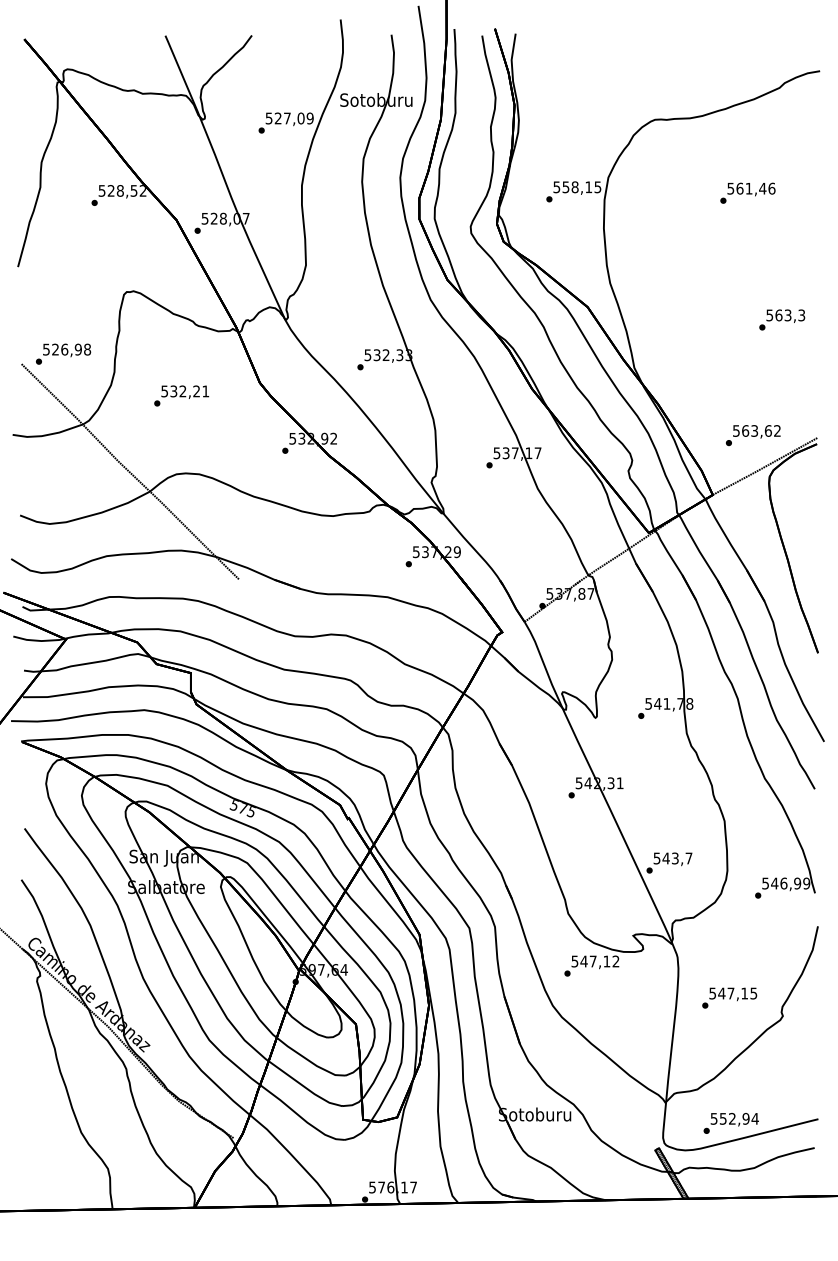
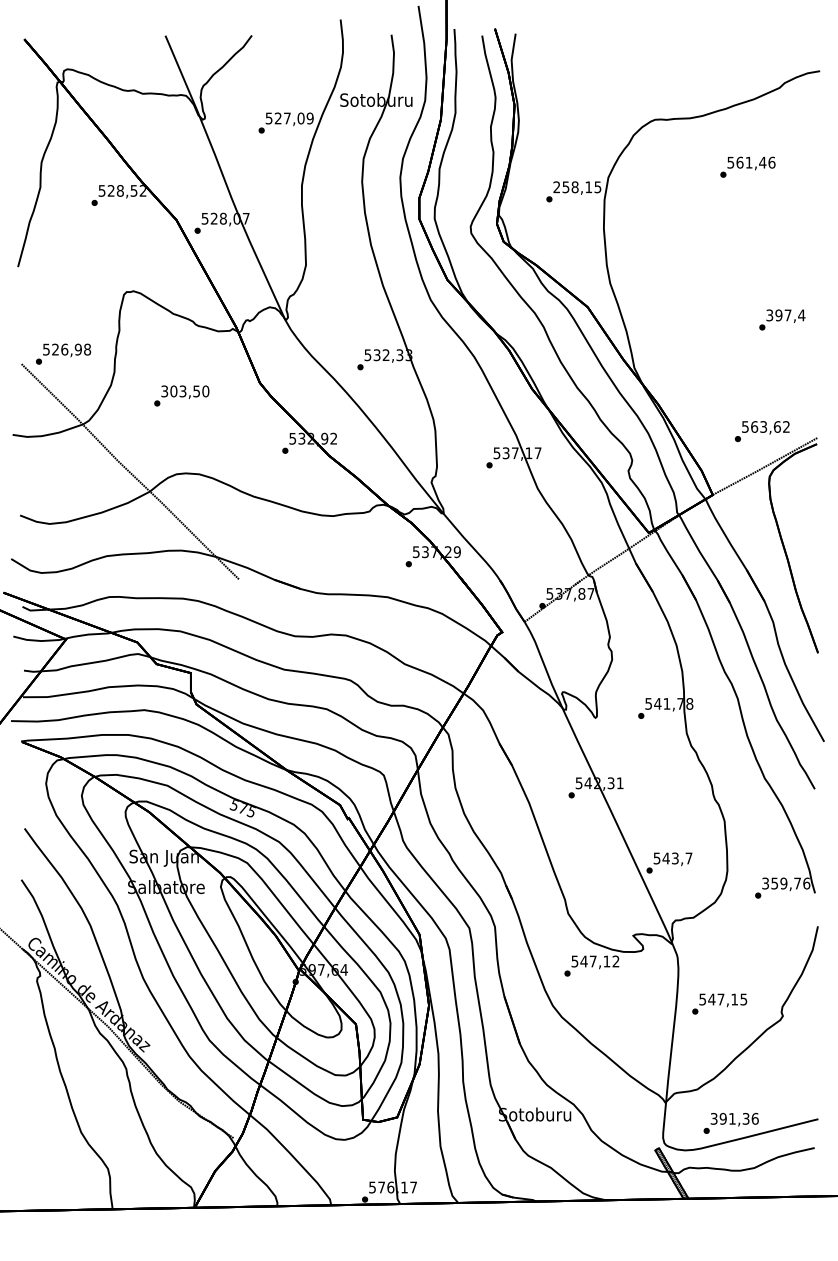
text: 558,15 -> 258,15 (556, 187)
text position: (747, 192) -> (747, 166) (747, 166)
text: 563,3 -> 397,4 (785, 315)
text: 532,21 -> 303,50 (185, 391)
text position: (753, 435) -> (762, 431) (762, 431)
text: 546,99 -> 359,76 (786, 883)
text position: (729, 997) -> (719, 1003) (719, 1003)
text: 552,94 -> 391,36 (734, 1118)
